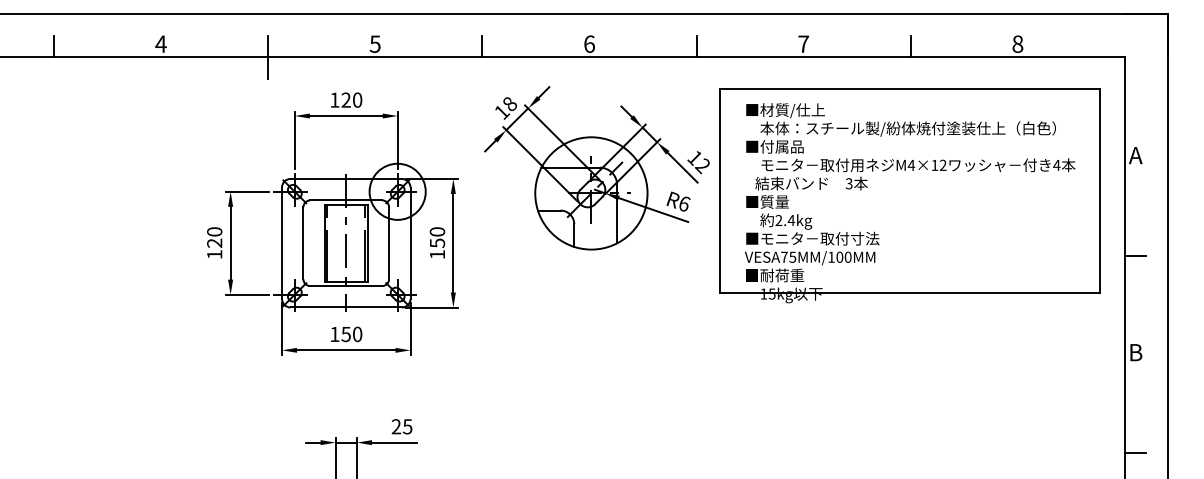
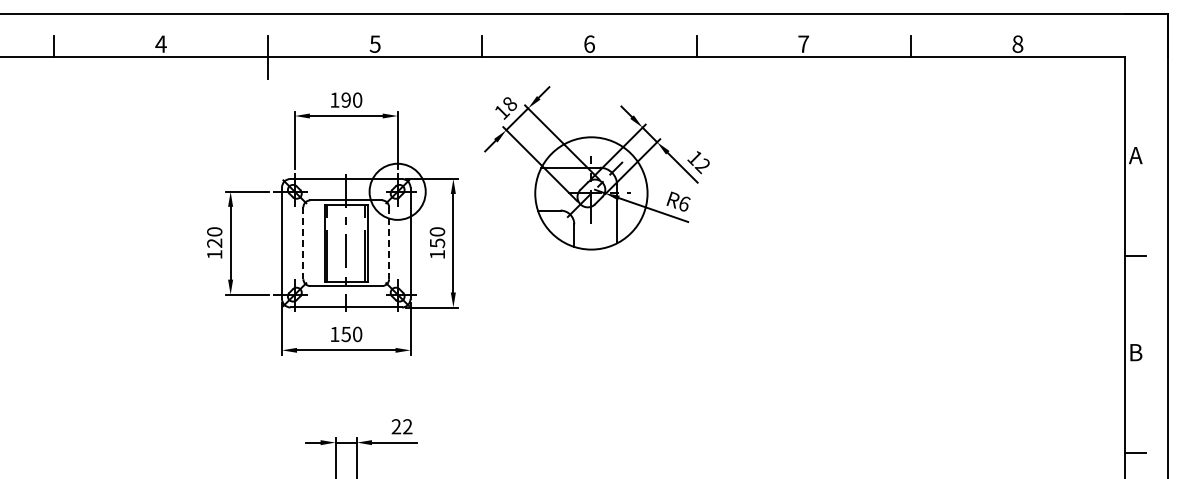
text: 120 -> 190 (345, 99)
part: present -> none (909, 195)
line: solid -> dashed (303, 243)
line: solid -> dashed (389, 243)
text: 25 -> 22 (407, 426)
